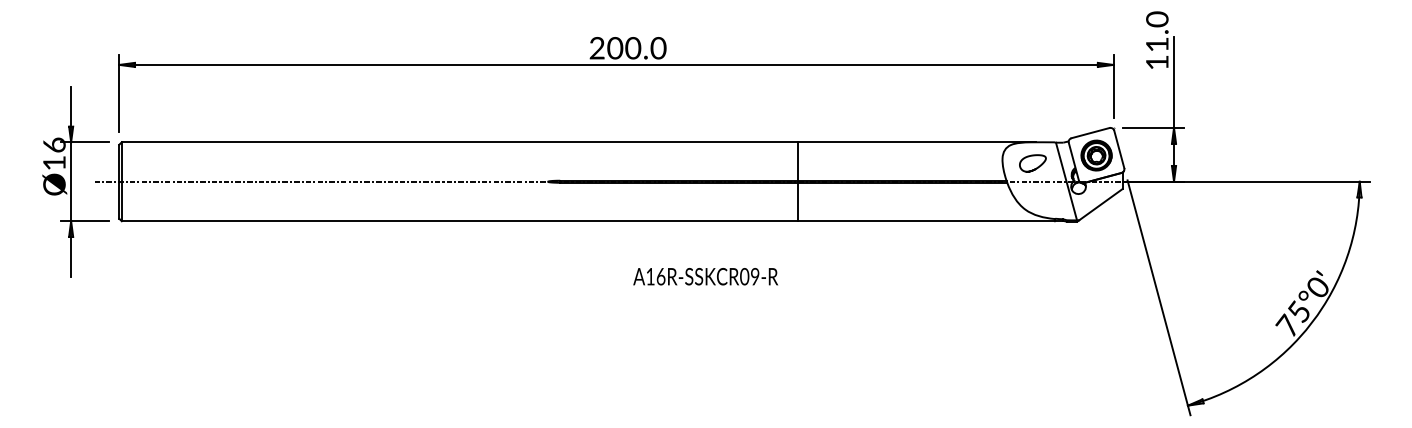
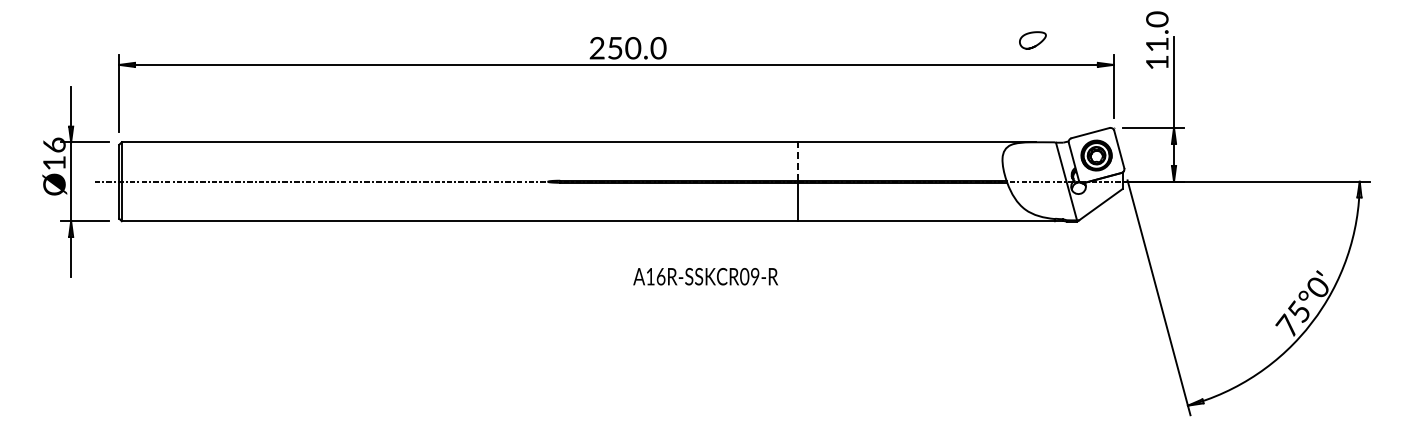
text: 200.0 -> 250.0 (615, 48)
line: solid -> dashed (797, 161)
curve position: (1034, 168) -> (1034, 45) (1034, 45)
